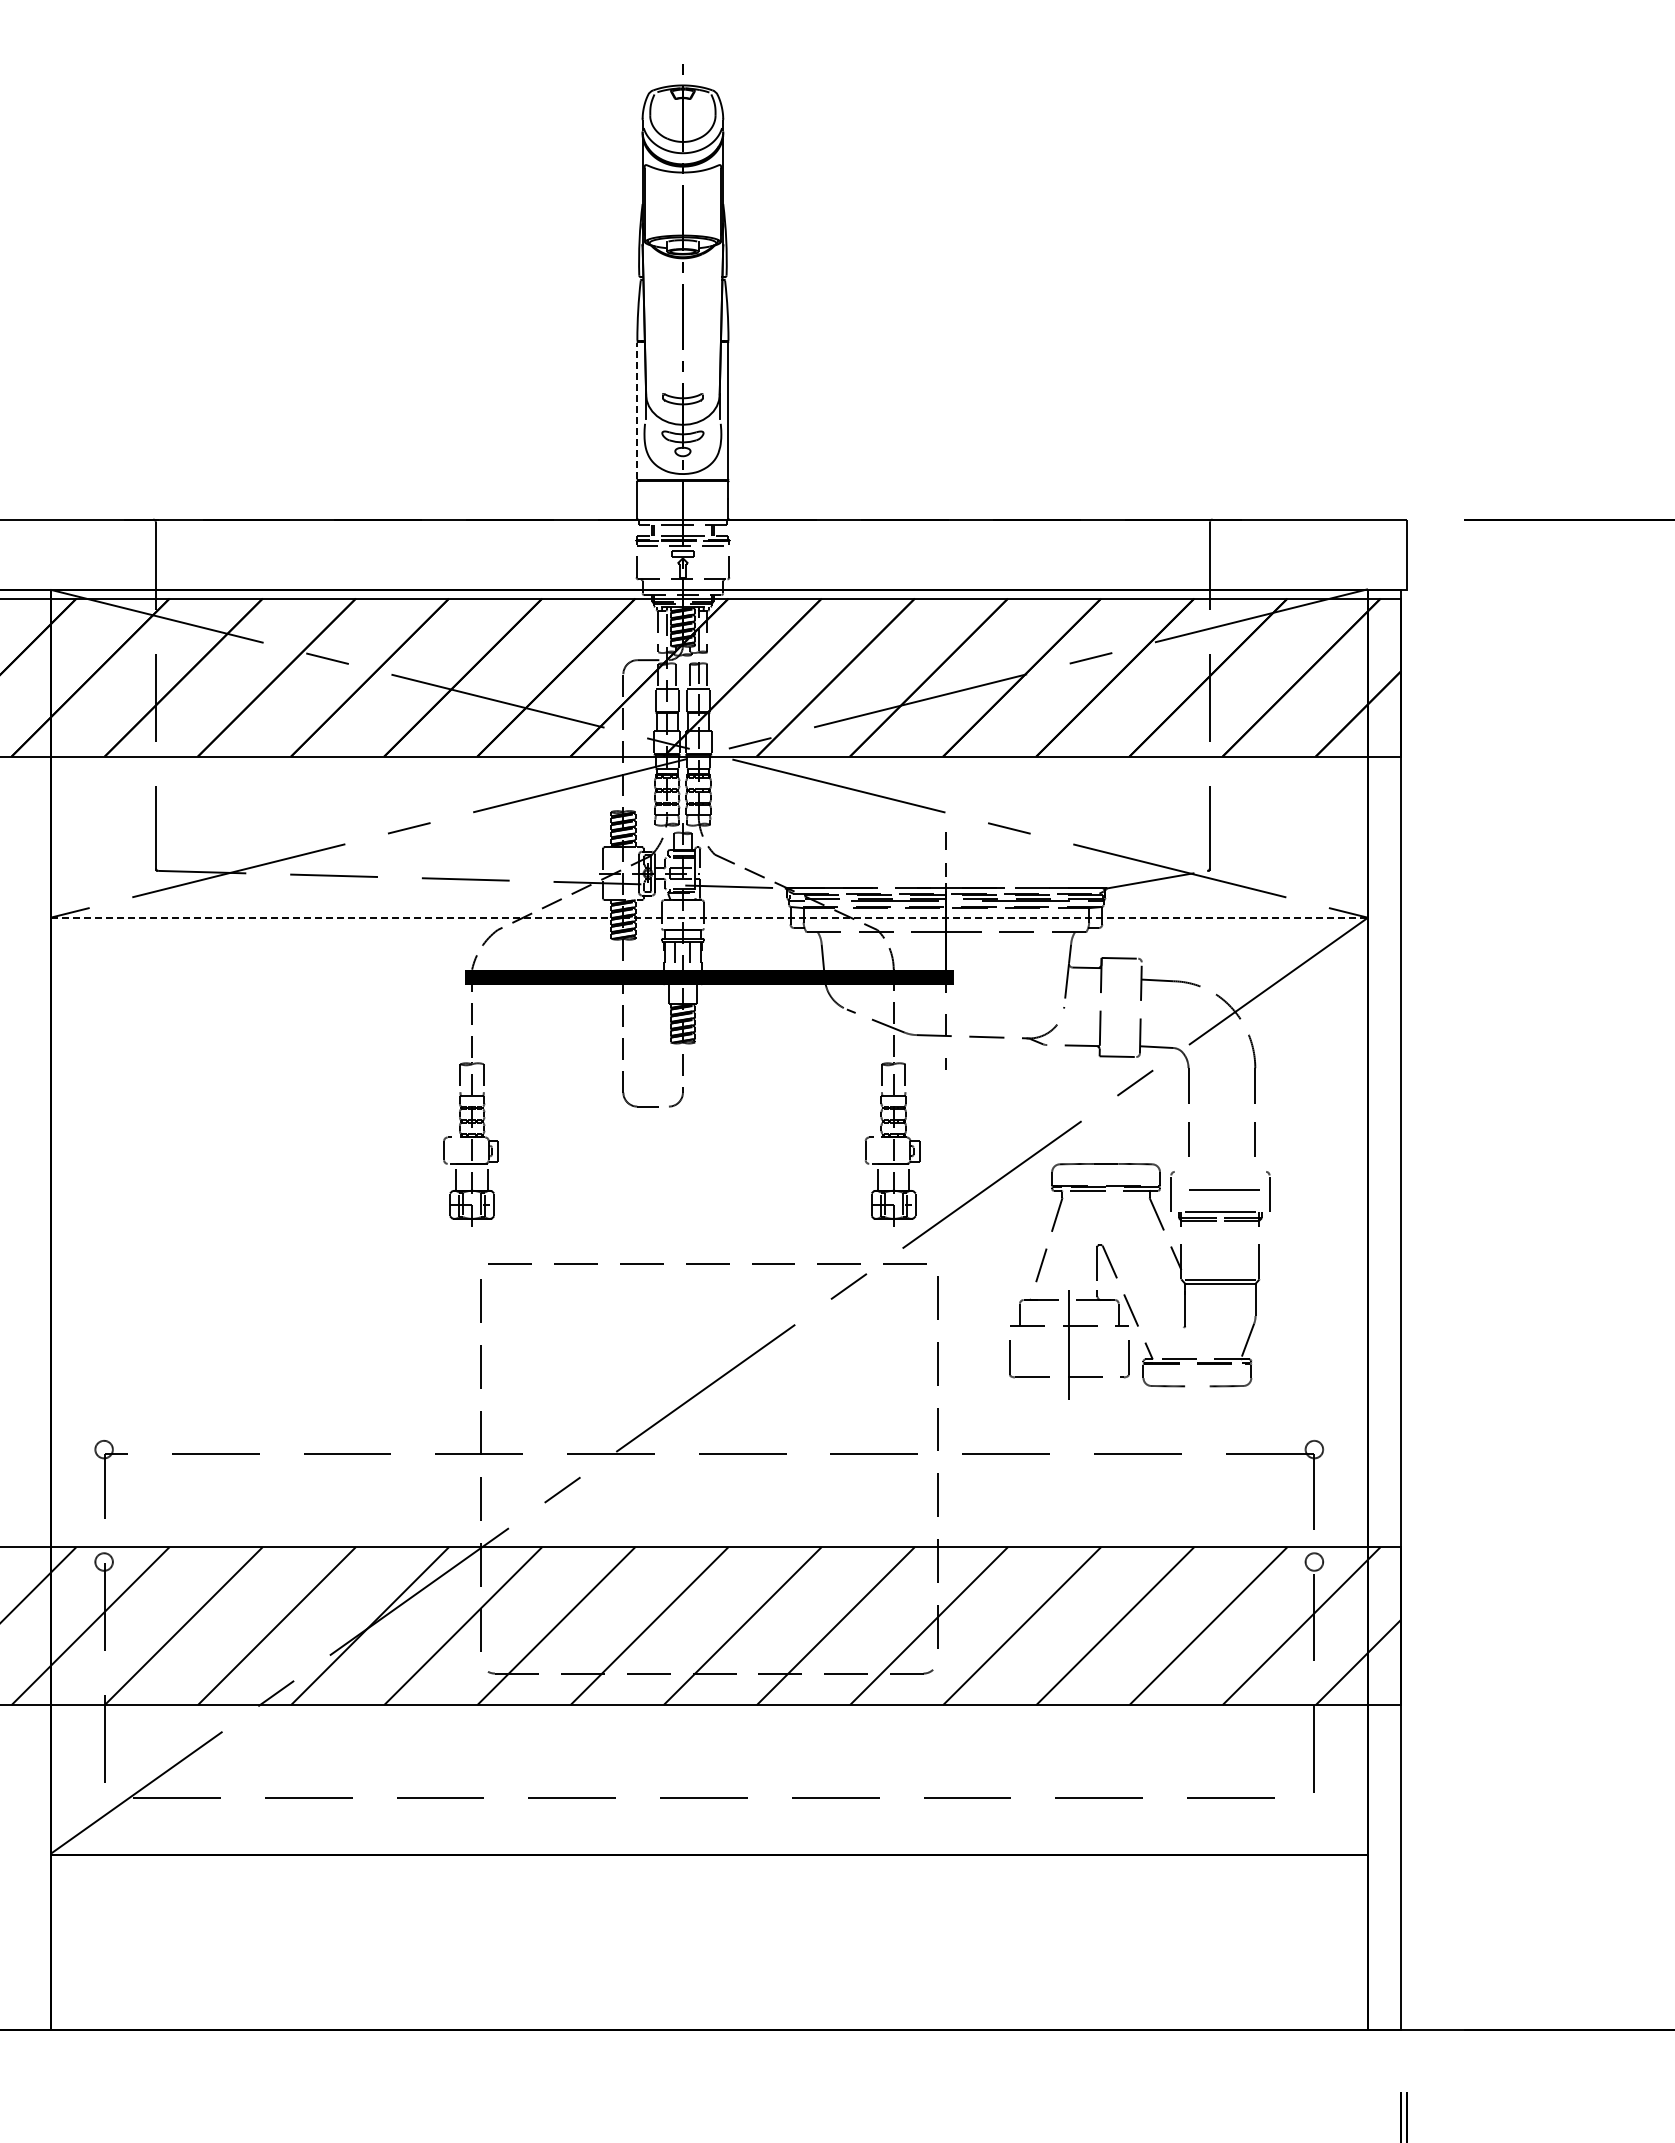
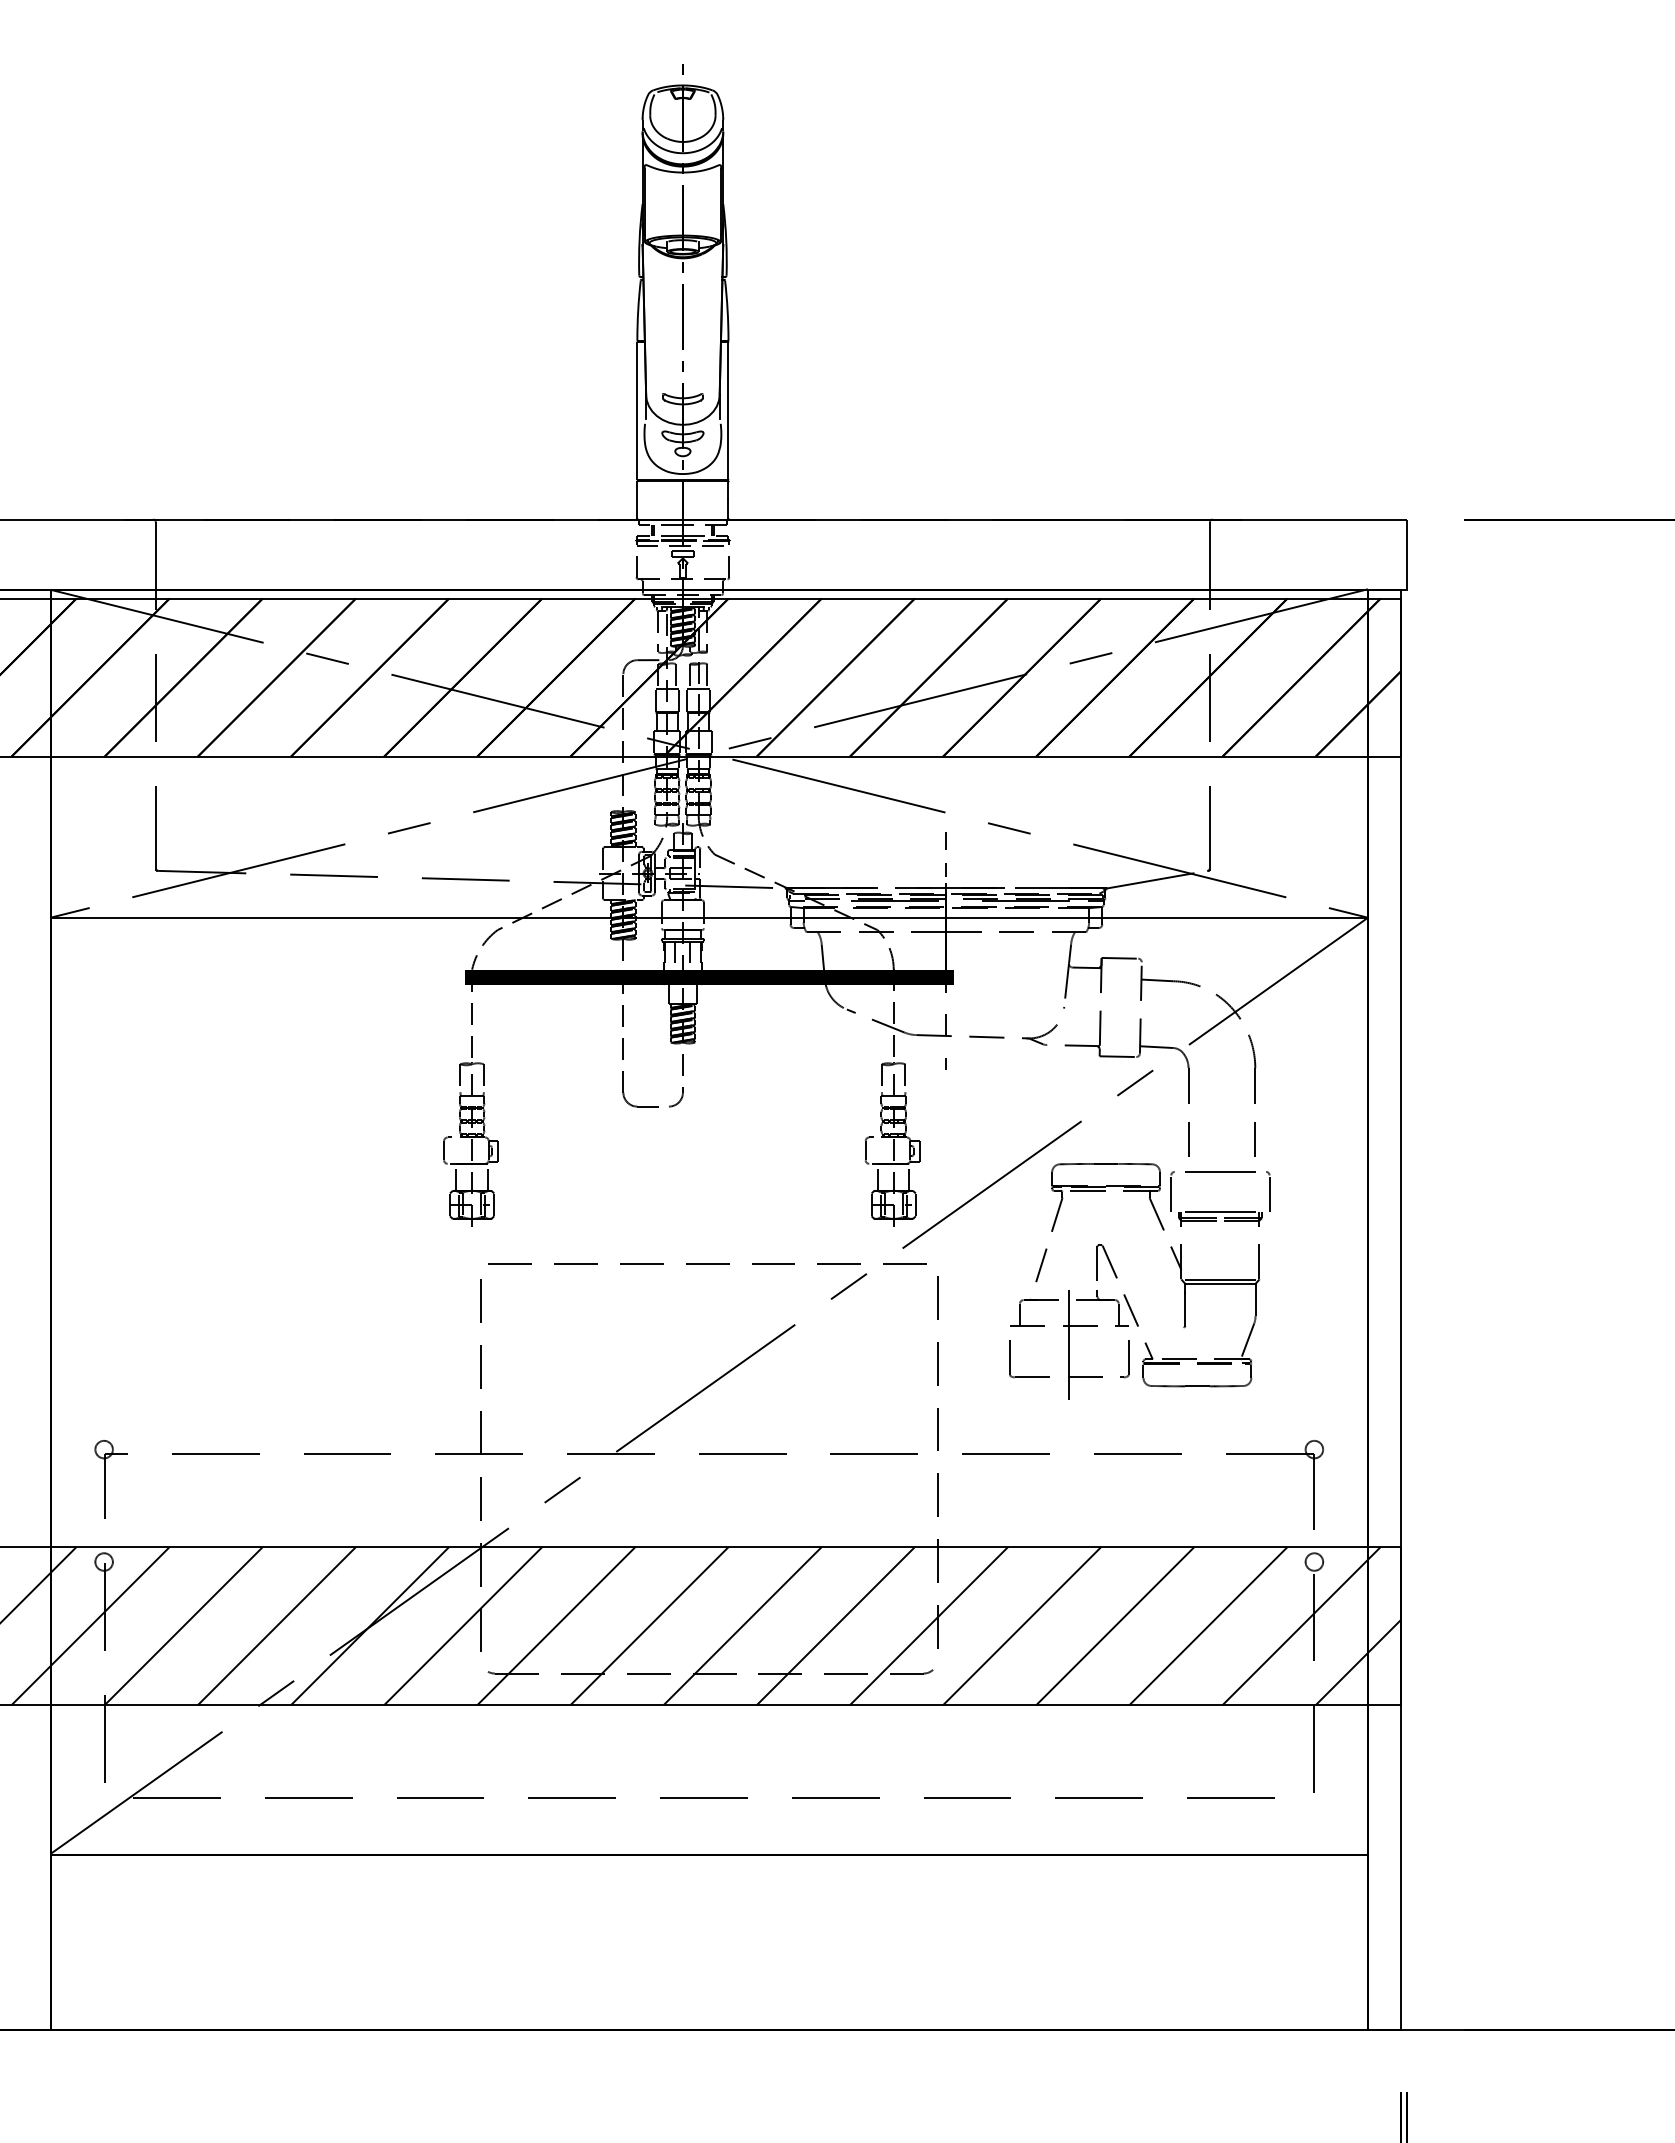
line: dashed -> solid (637, 410)
line: dashed -> solid (709, 917)
line position: (1224, 1189) -> (1220, 1171) (1220, 1171)
line: none -> present (1197, 1386)
